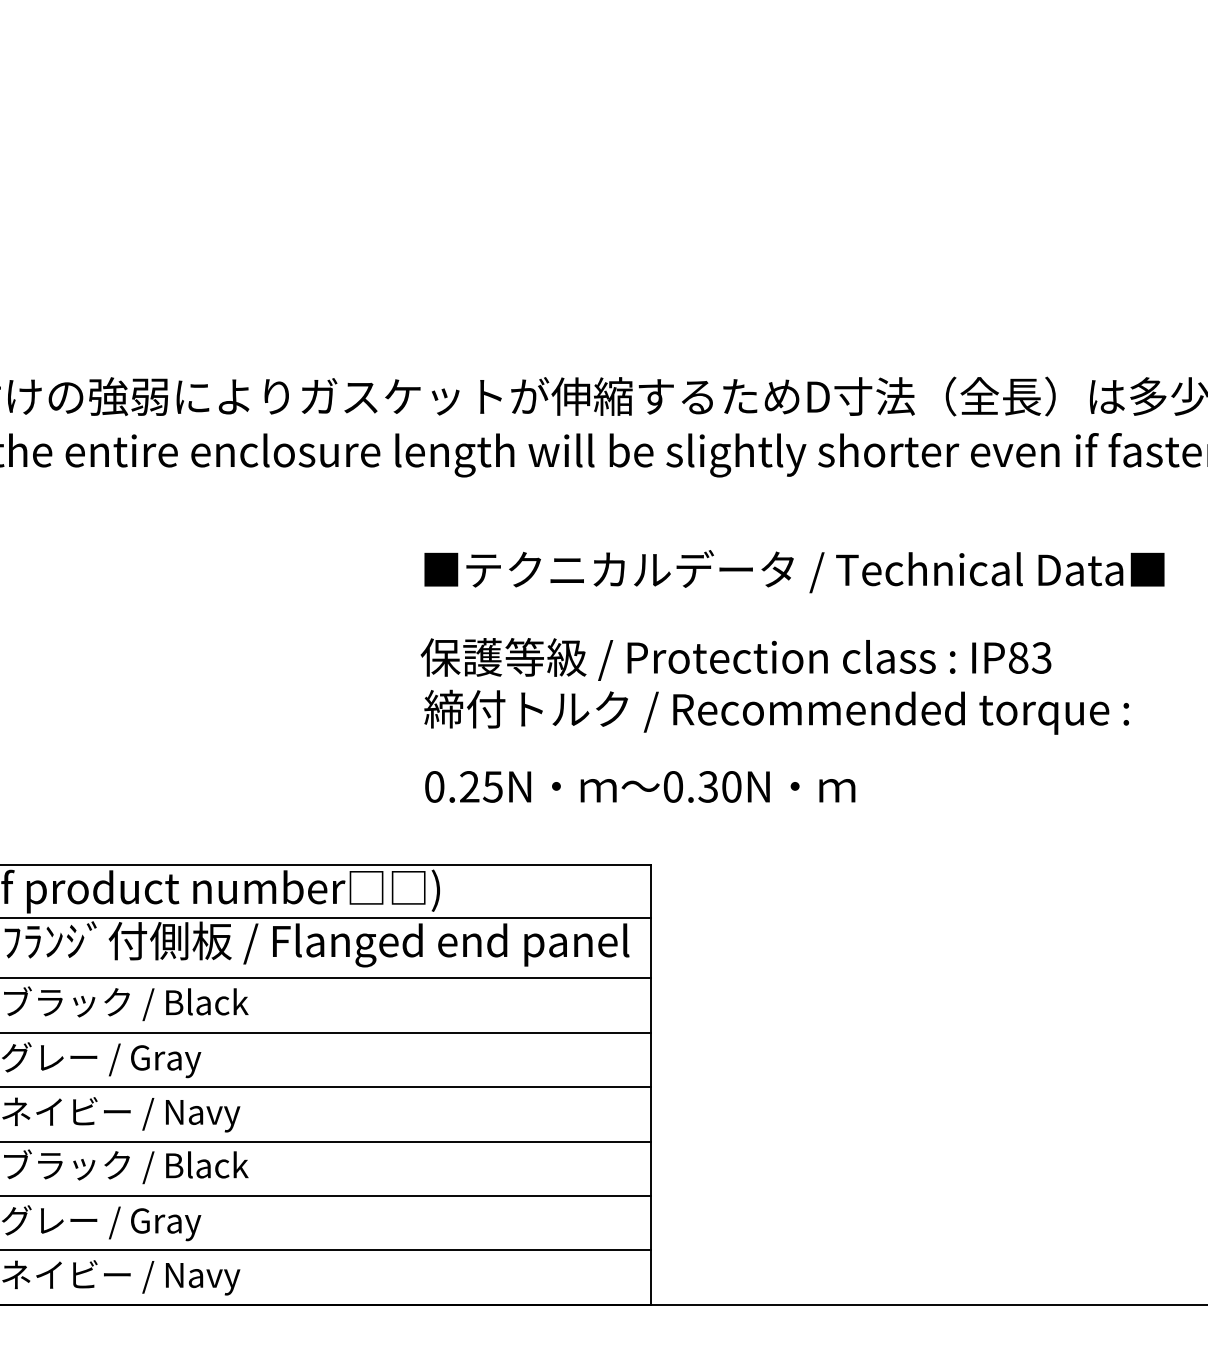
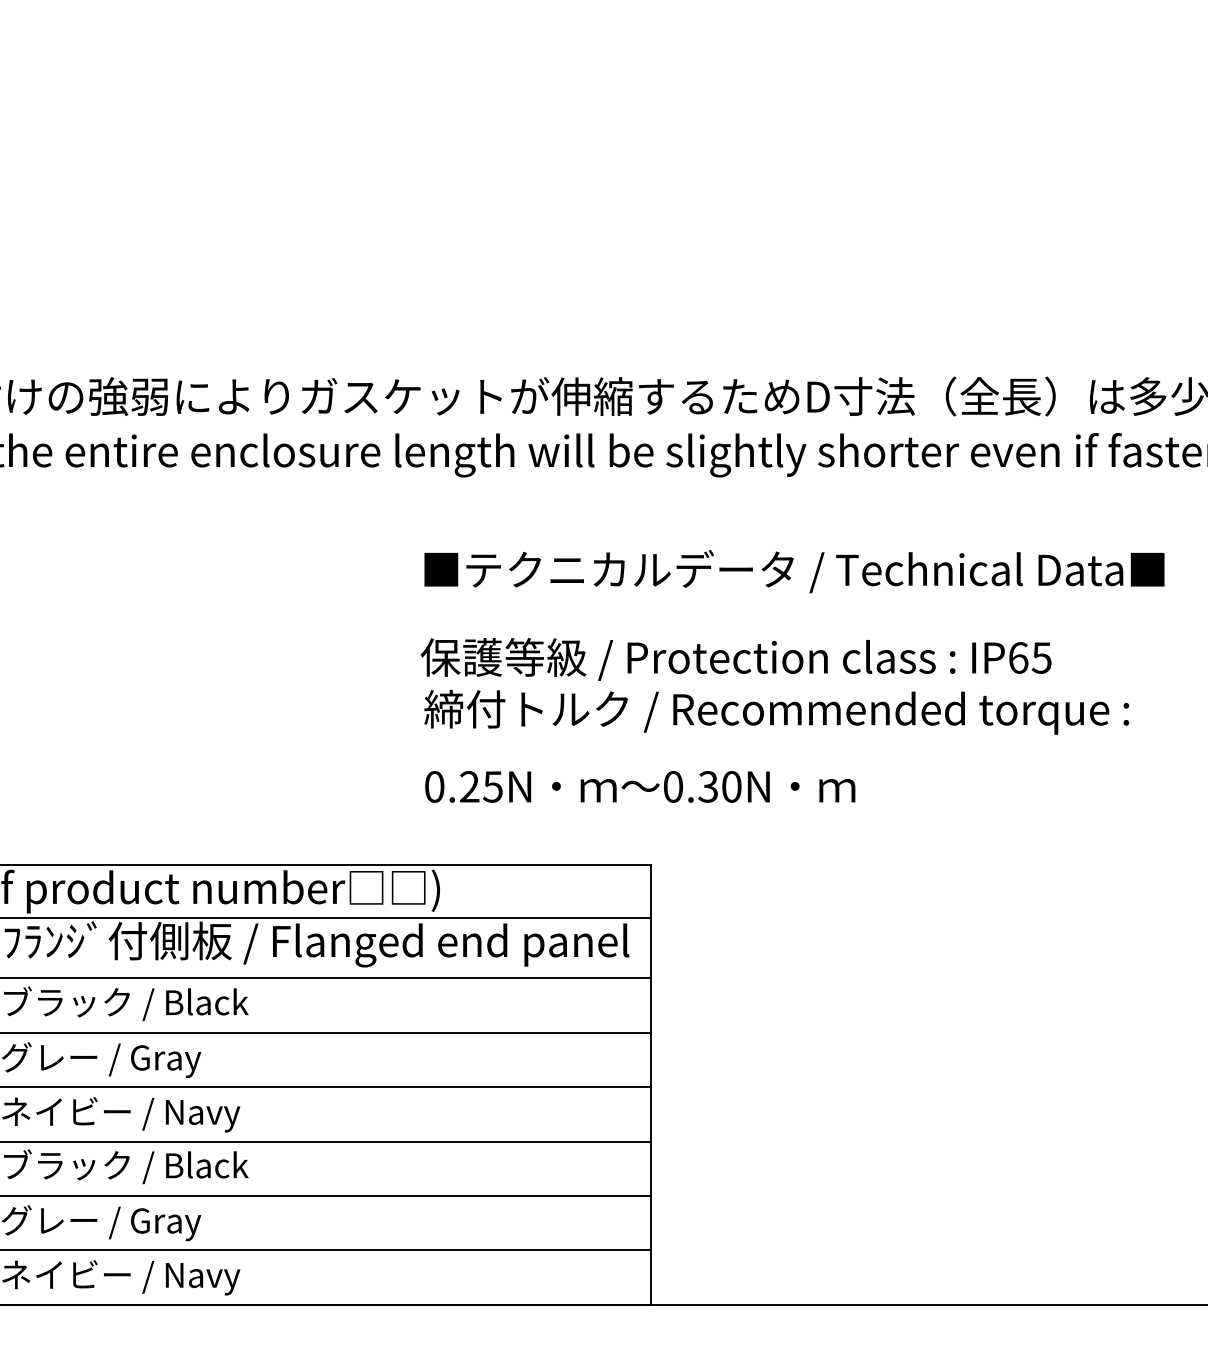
text: IP83 -> IP65 (1030, 657)
